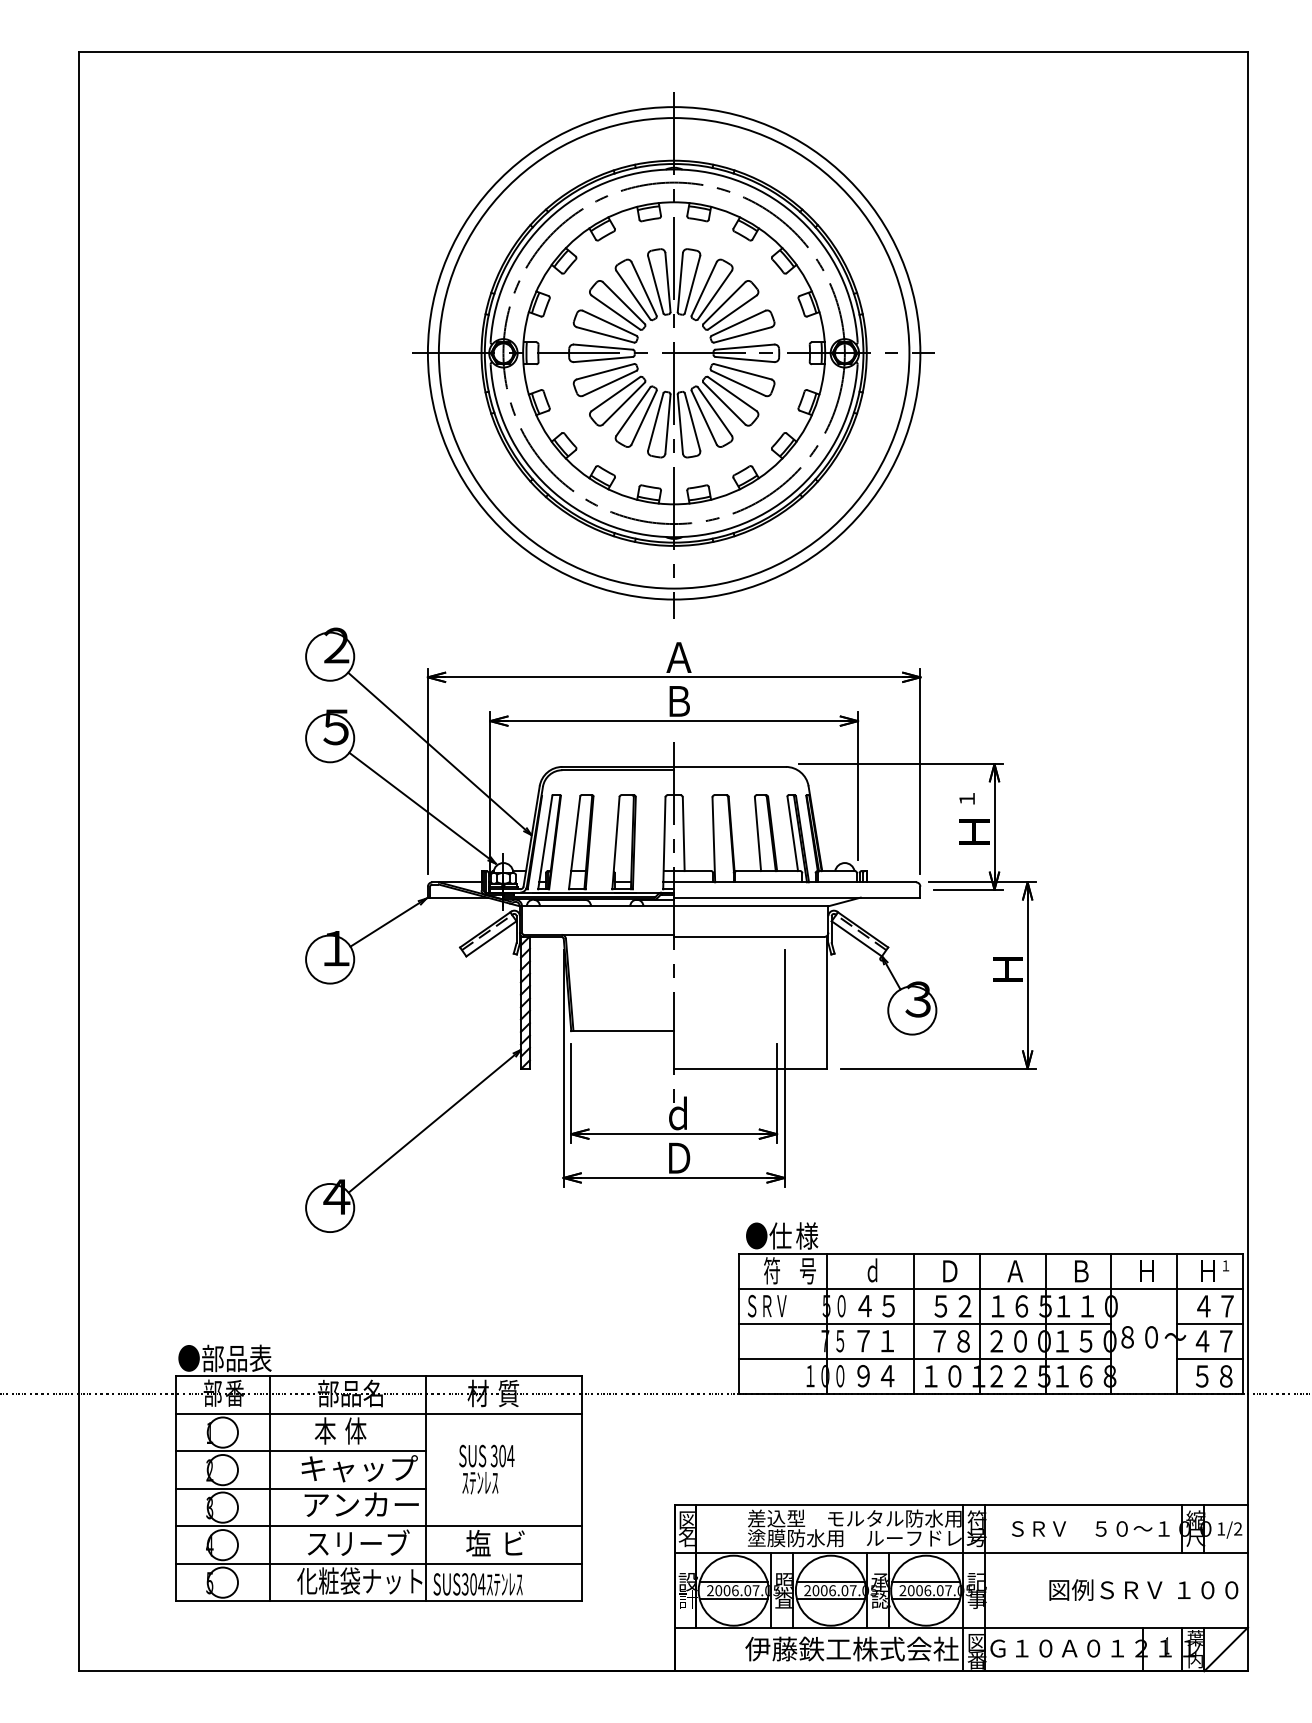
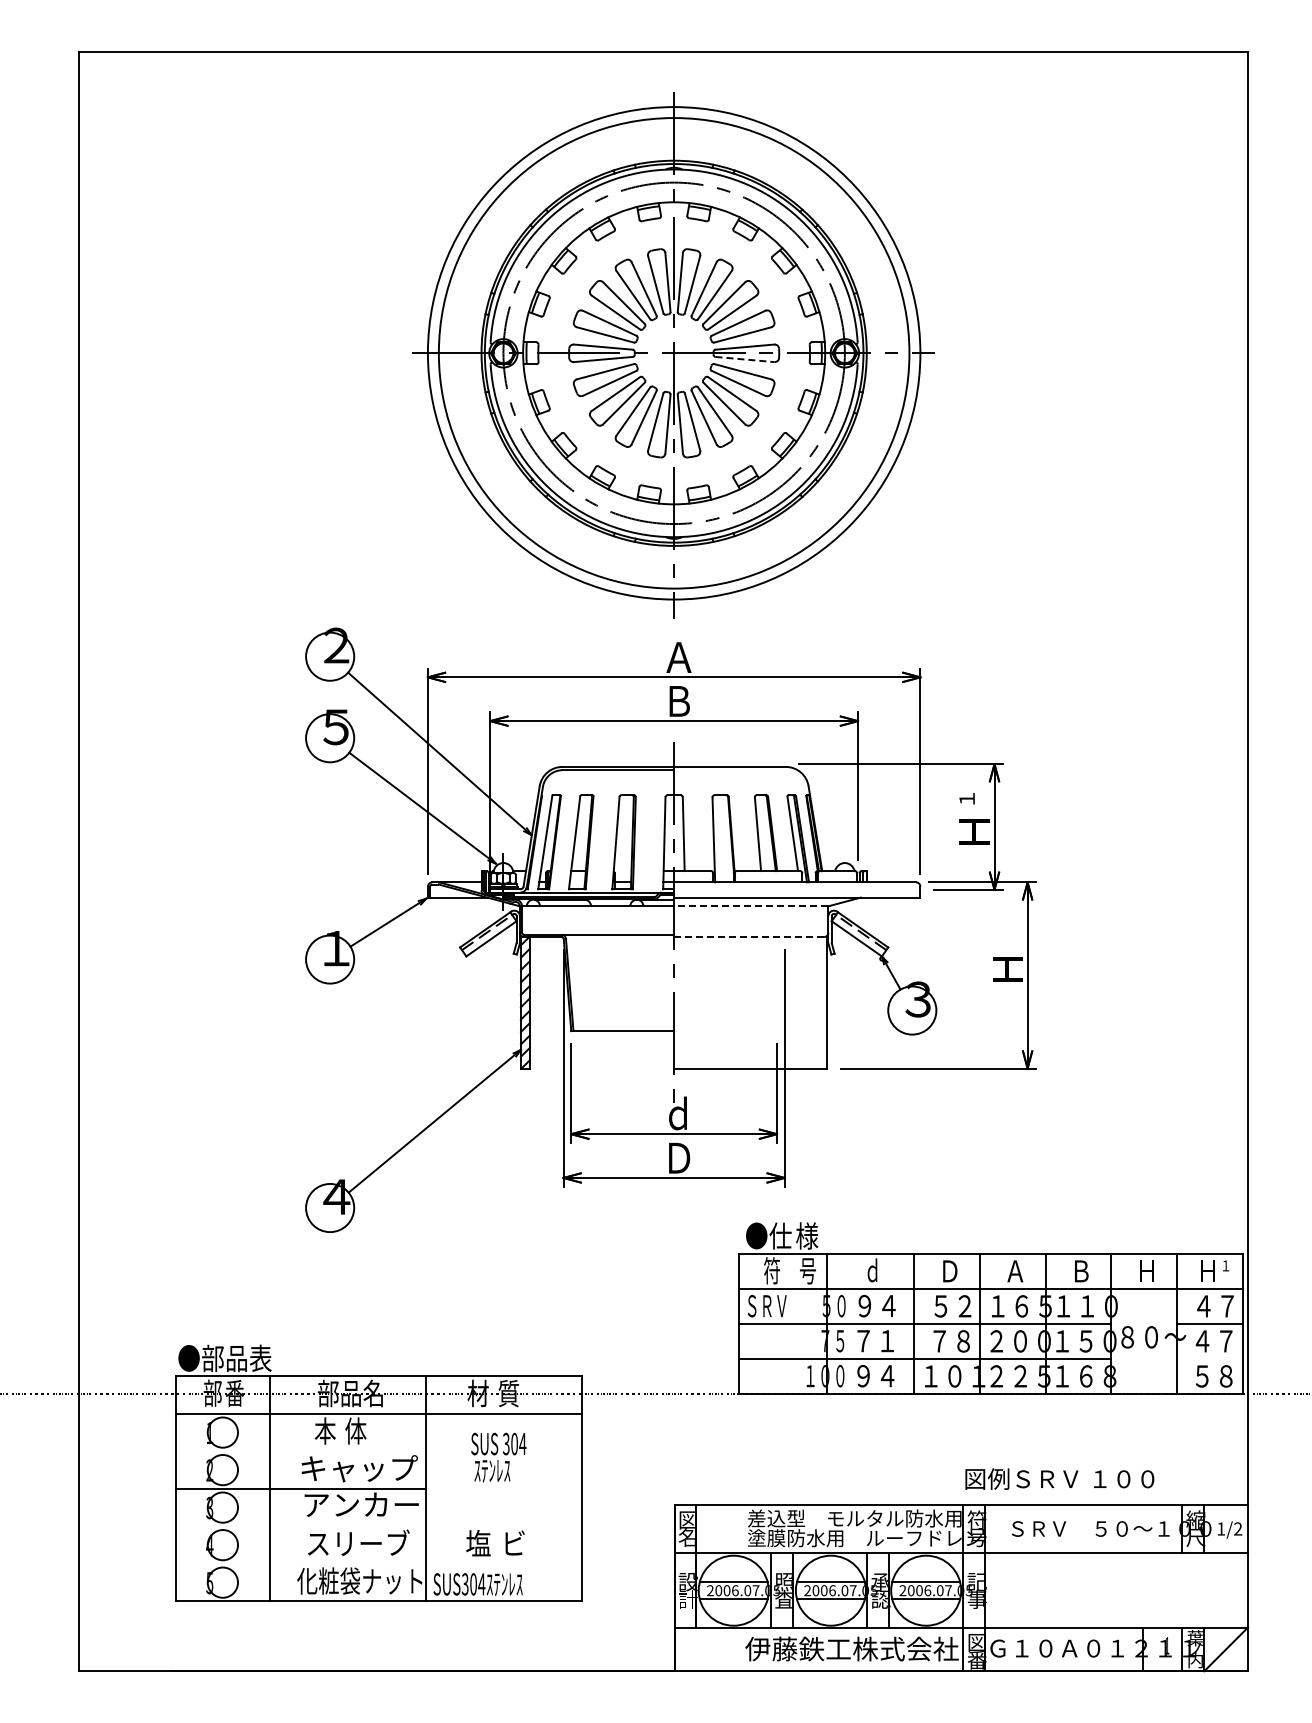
line: solid -> dashed (744, 359)
line: solid -> dashed (750, 906)
line: solid -> dashed (749, 937)
text: ４５ -> ９４ (876, 1305)
line: present -> none (1209, 1358)
line: present -> none (300, 1451)
text position: (486, 1469) -> (498, 1457) (498, 1457)
line: present -> none (378, 1526)
line: present -> none (378, 1563)
text position: (1143, 1589) -> (1059, 1478) (1059, 1478)
